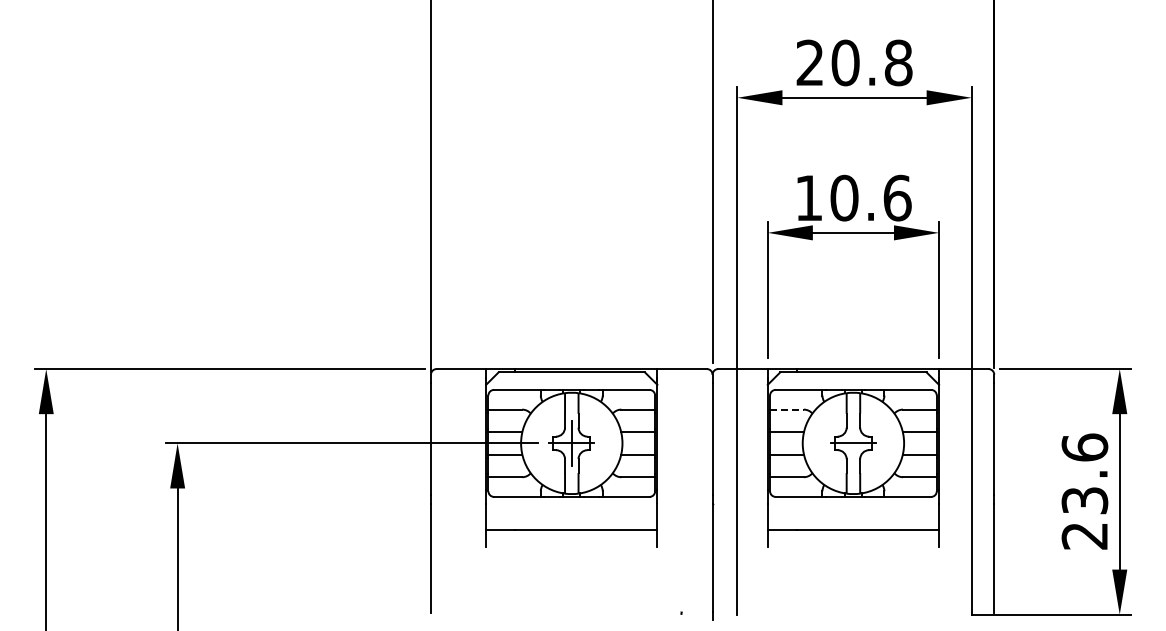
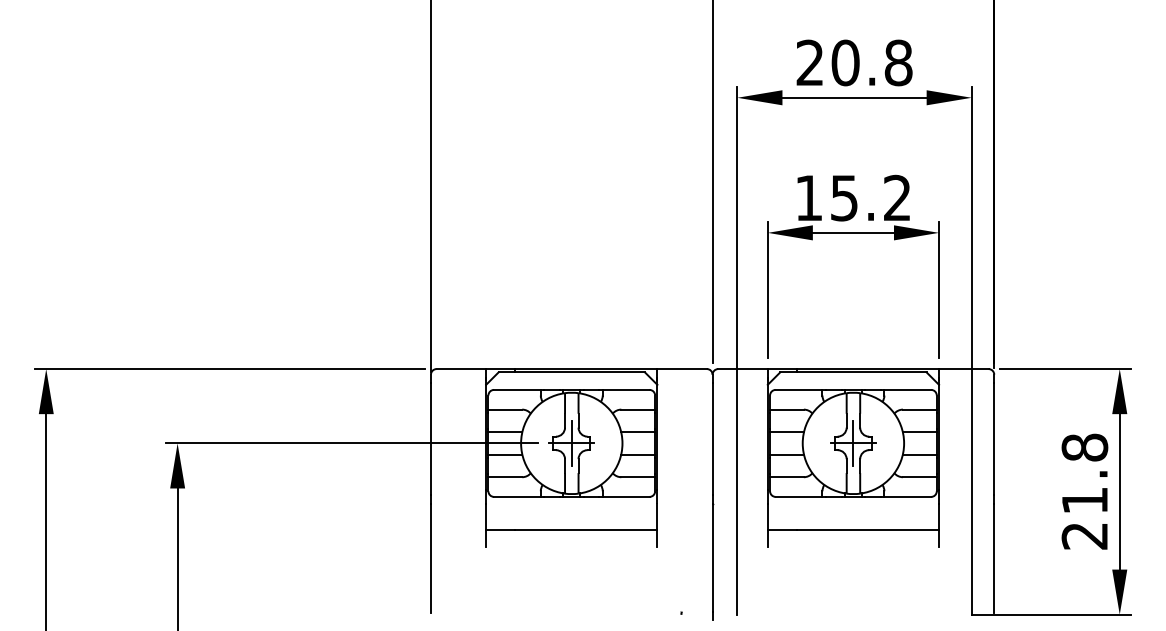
text: 10.6 -> 15.2 (870, 197)
line: dashed -> solid (786, 409)
line: none -> present (853, 442)
text: 23.6 -> 21.8 (1084, 473)
